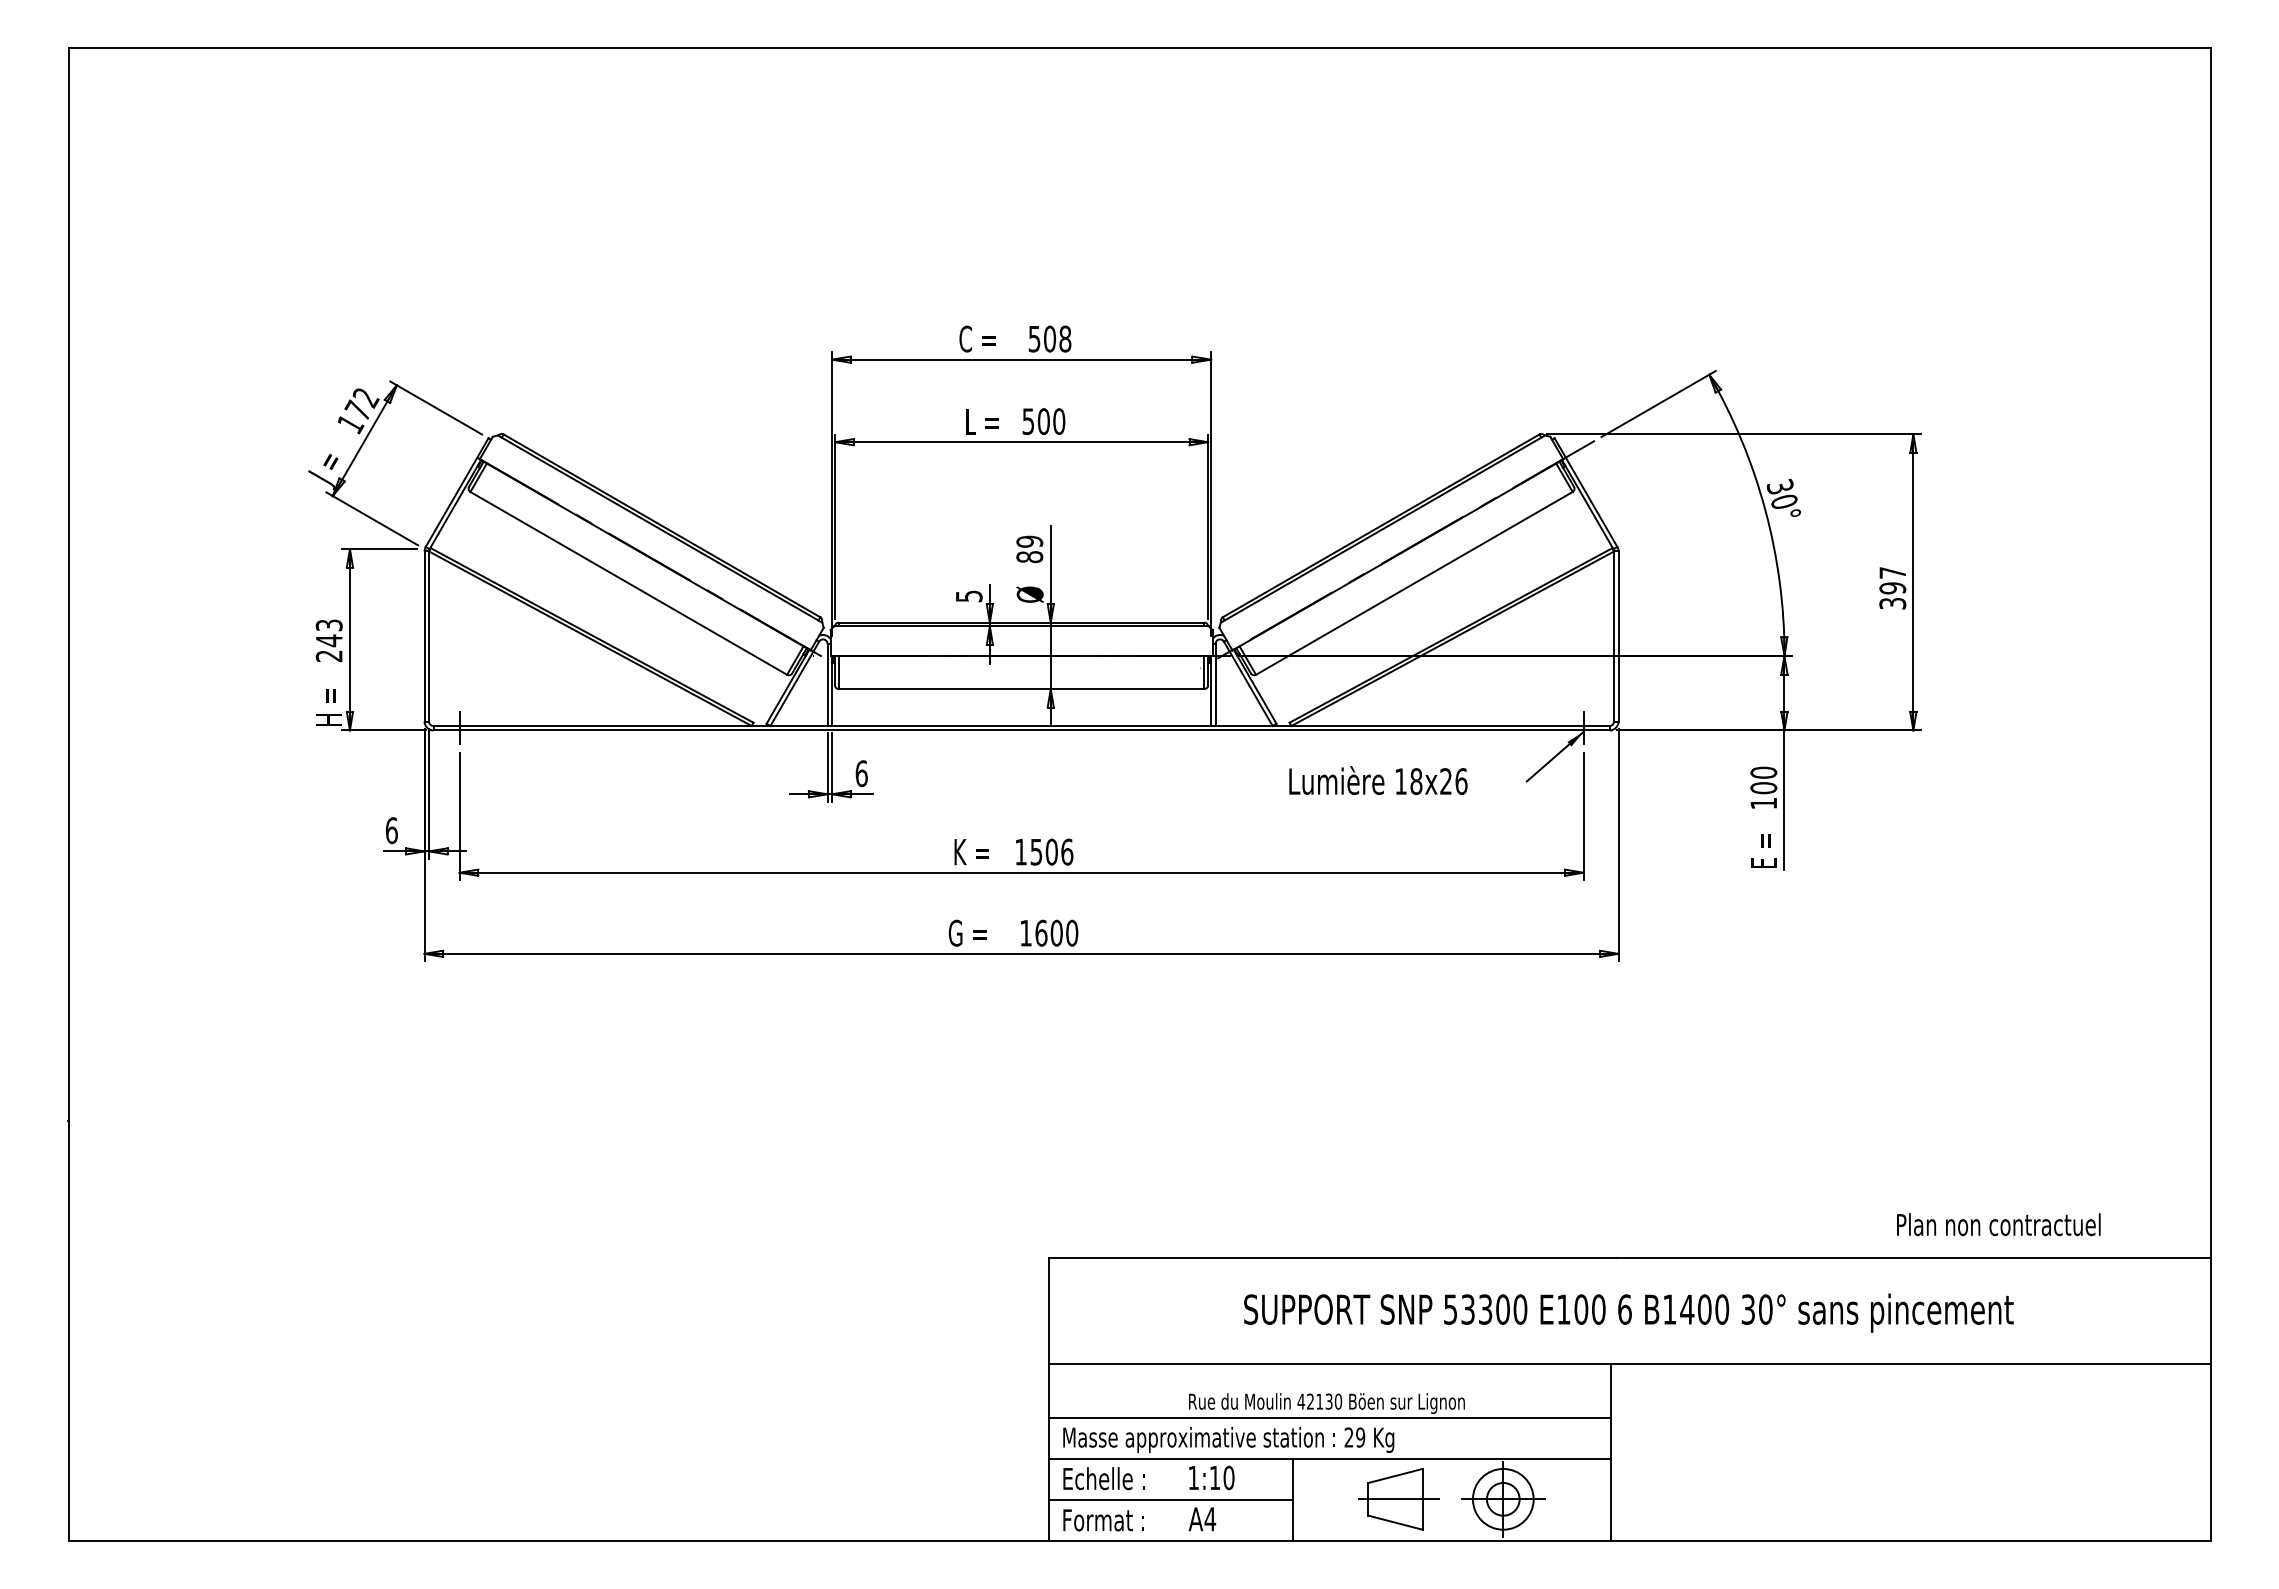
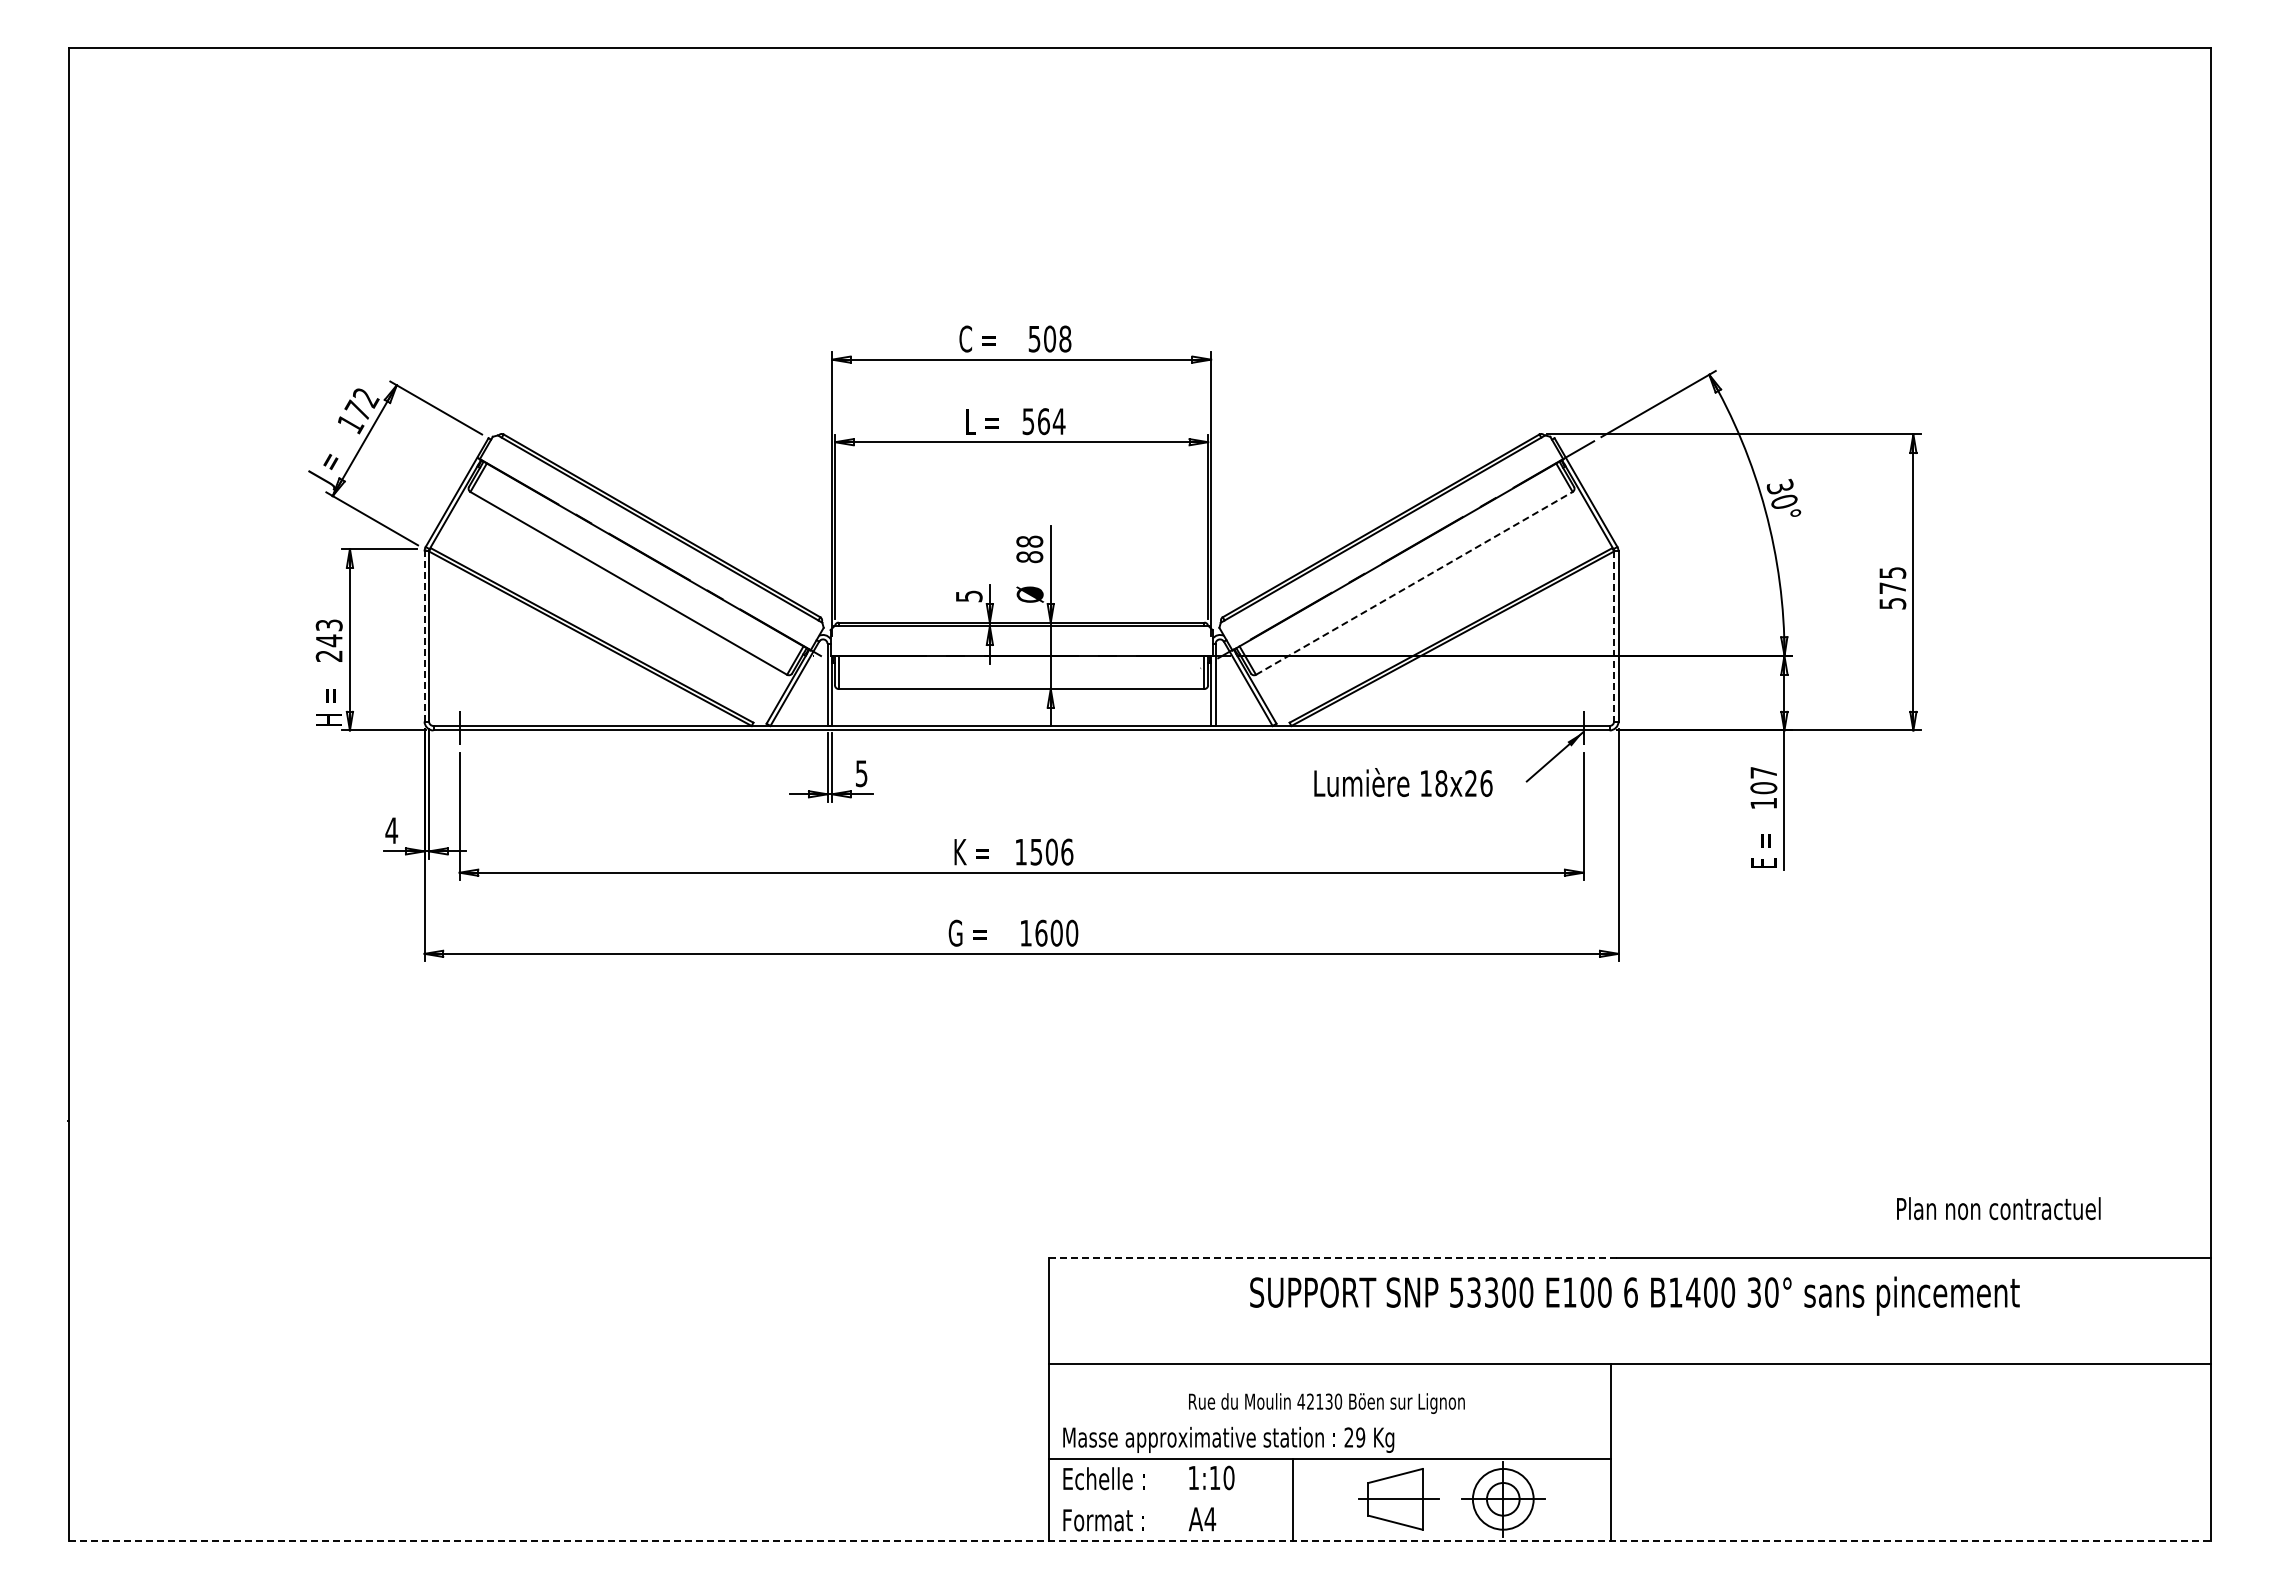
text: 500 -> 564 (1051, 421)
text: 89 -> 88 (1029, 541)
line: solid -> dashed (1414, 583)
text: 397 -> 575 (1892, 587)
line: solid -> dashed (424, 635)
line: solid -> dashed (1614, 636)
text: 100 -> 107 (1763, 772)
text: 6 -> 5 (861, 773)
text position: (1378, 780) -> (1403, 782) (1403, 782)
text: 6 -> 4 (391, 830)
text position: (1998, 1224) -> (1998, 1208) (1998, 1208)
line: solid -> dashed (1333, 1257)
text position: (1628, 1312) -> (1634, 1295) (1634, 1295)
line: present -> none (1330, 1418)
line: present -> none (1170, 1500)
line: solid -> dashed (1139, 1541)
